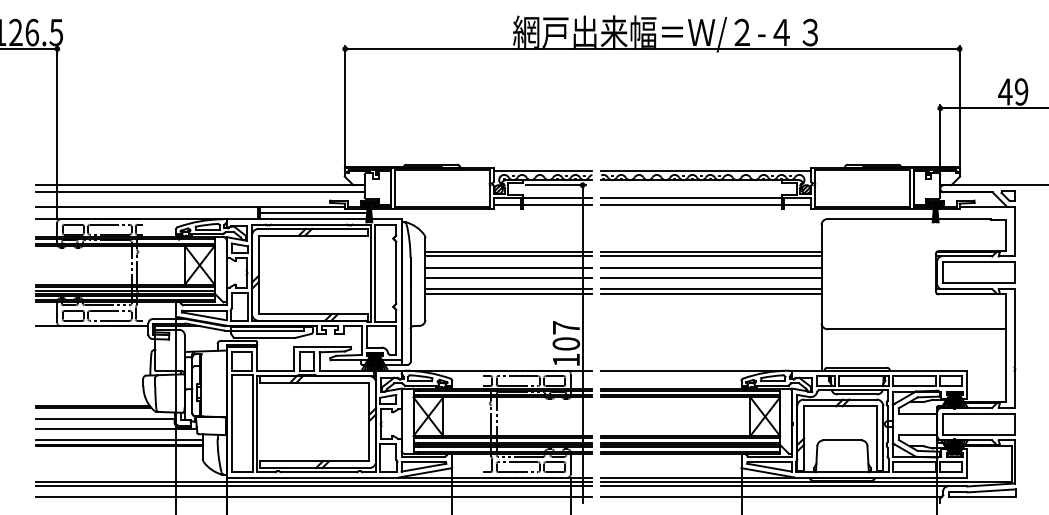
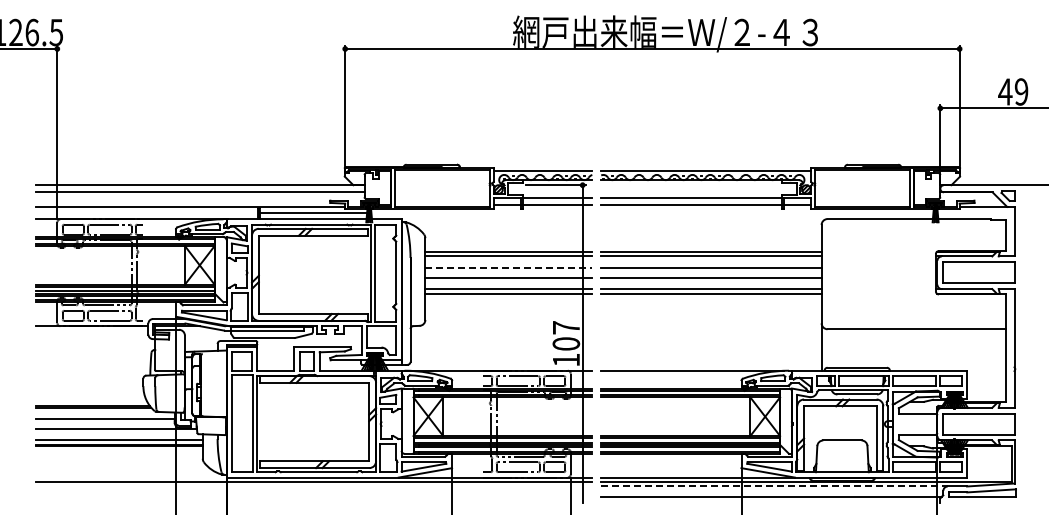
line: solid -> dashed (509, 267)
line: present -> none (313, 486)
line: solid -> dashed (775, 486)
line: present -> none (313, 496)
